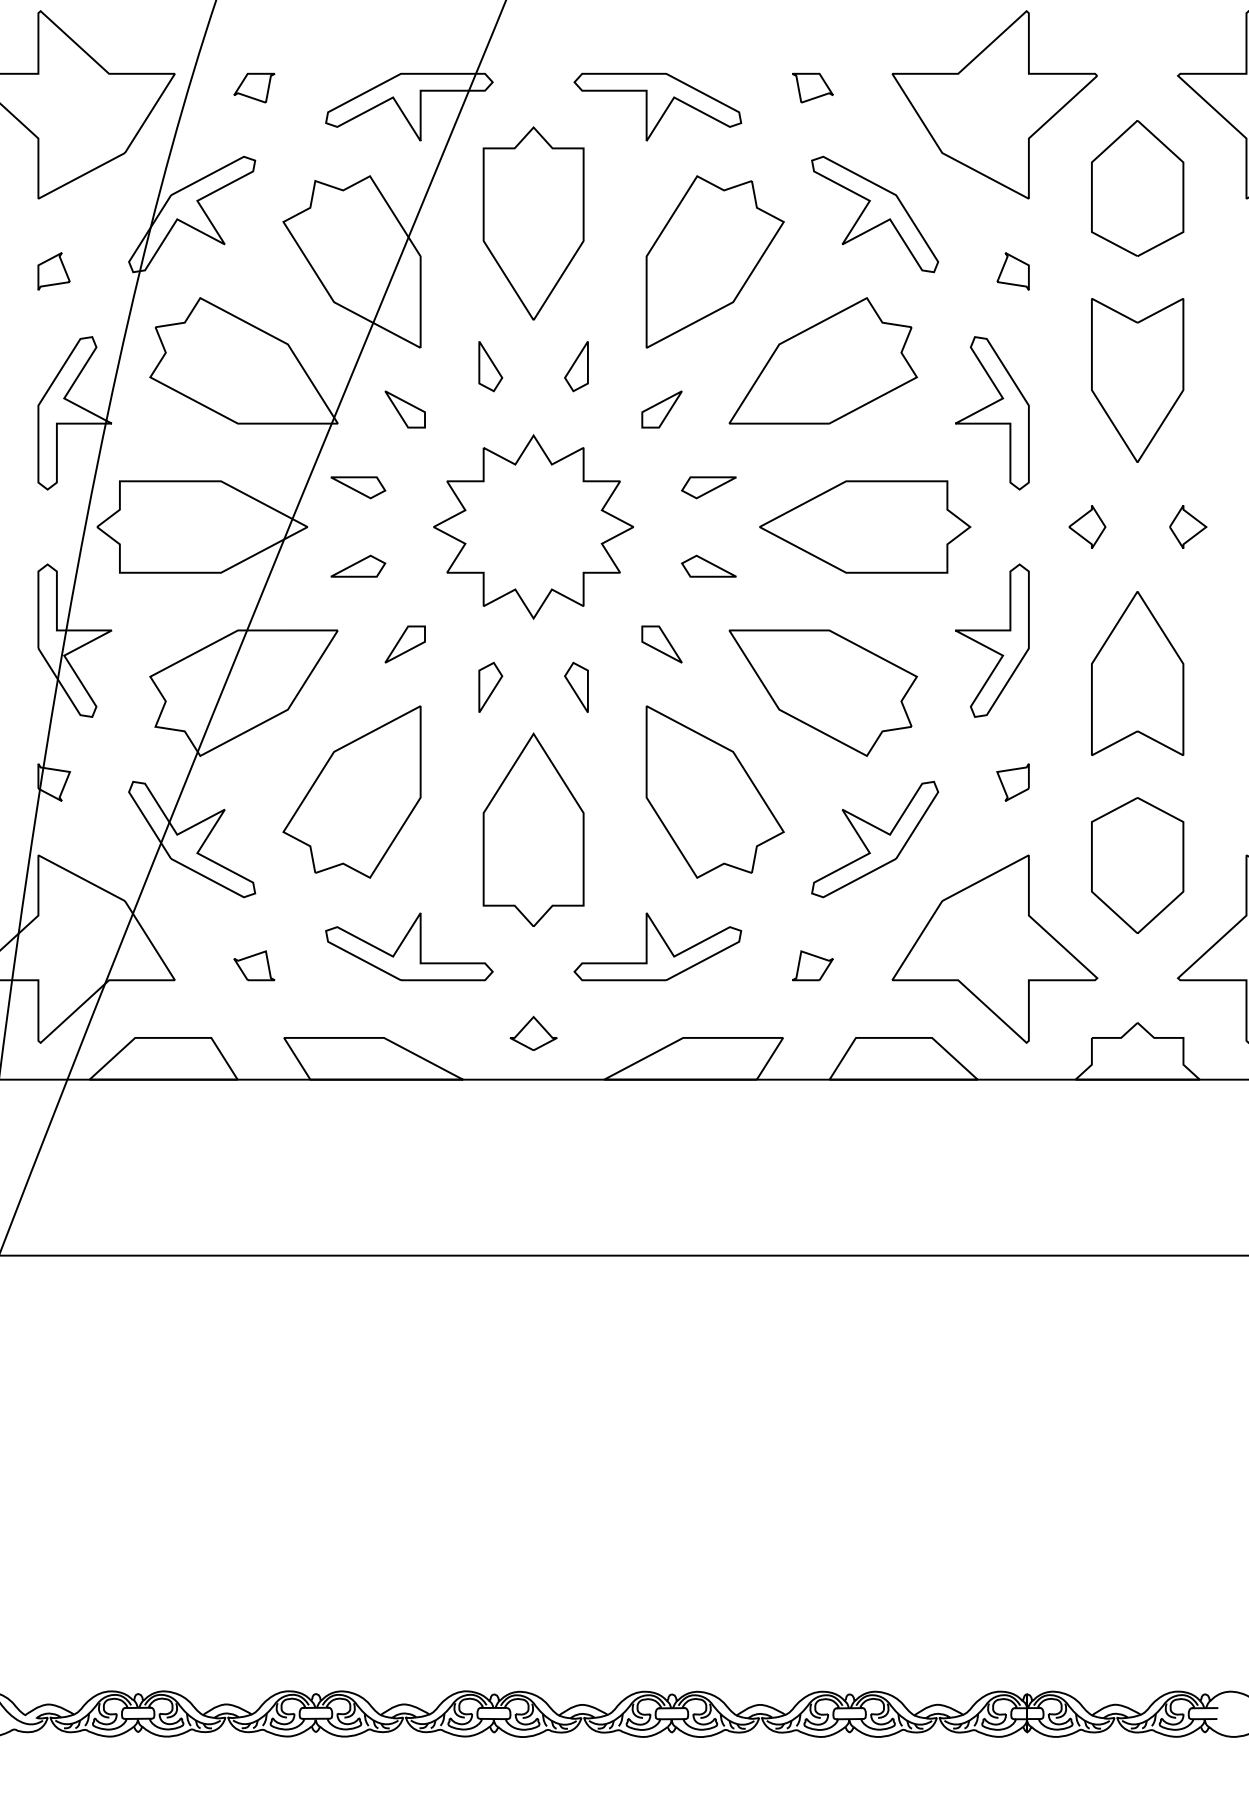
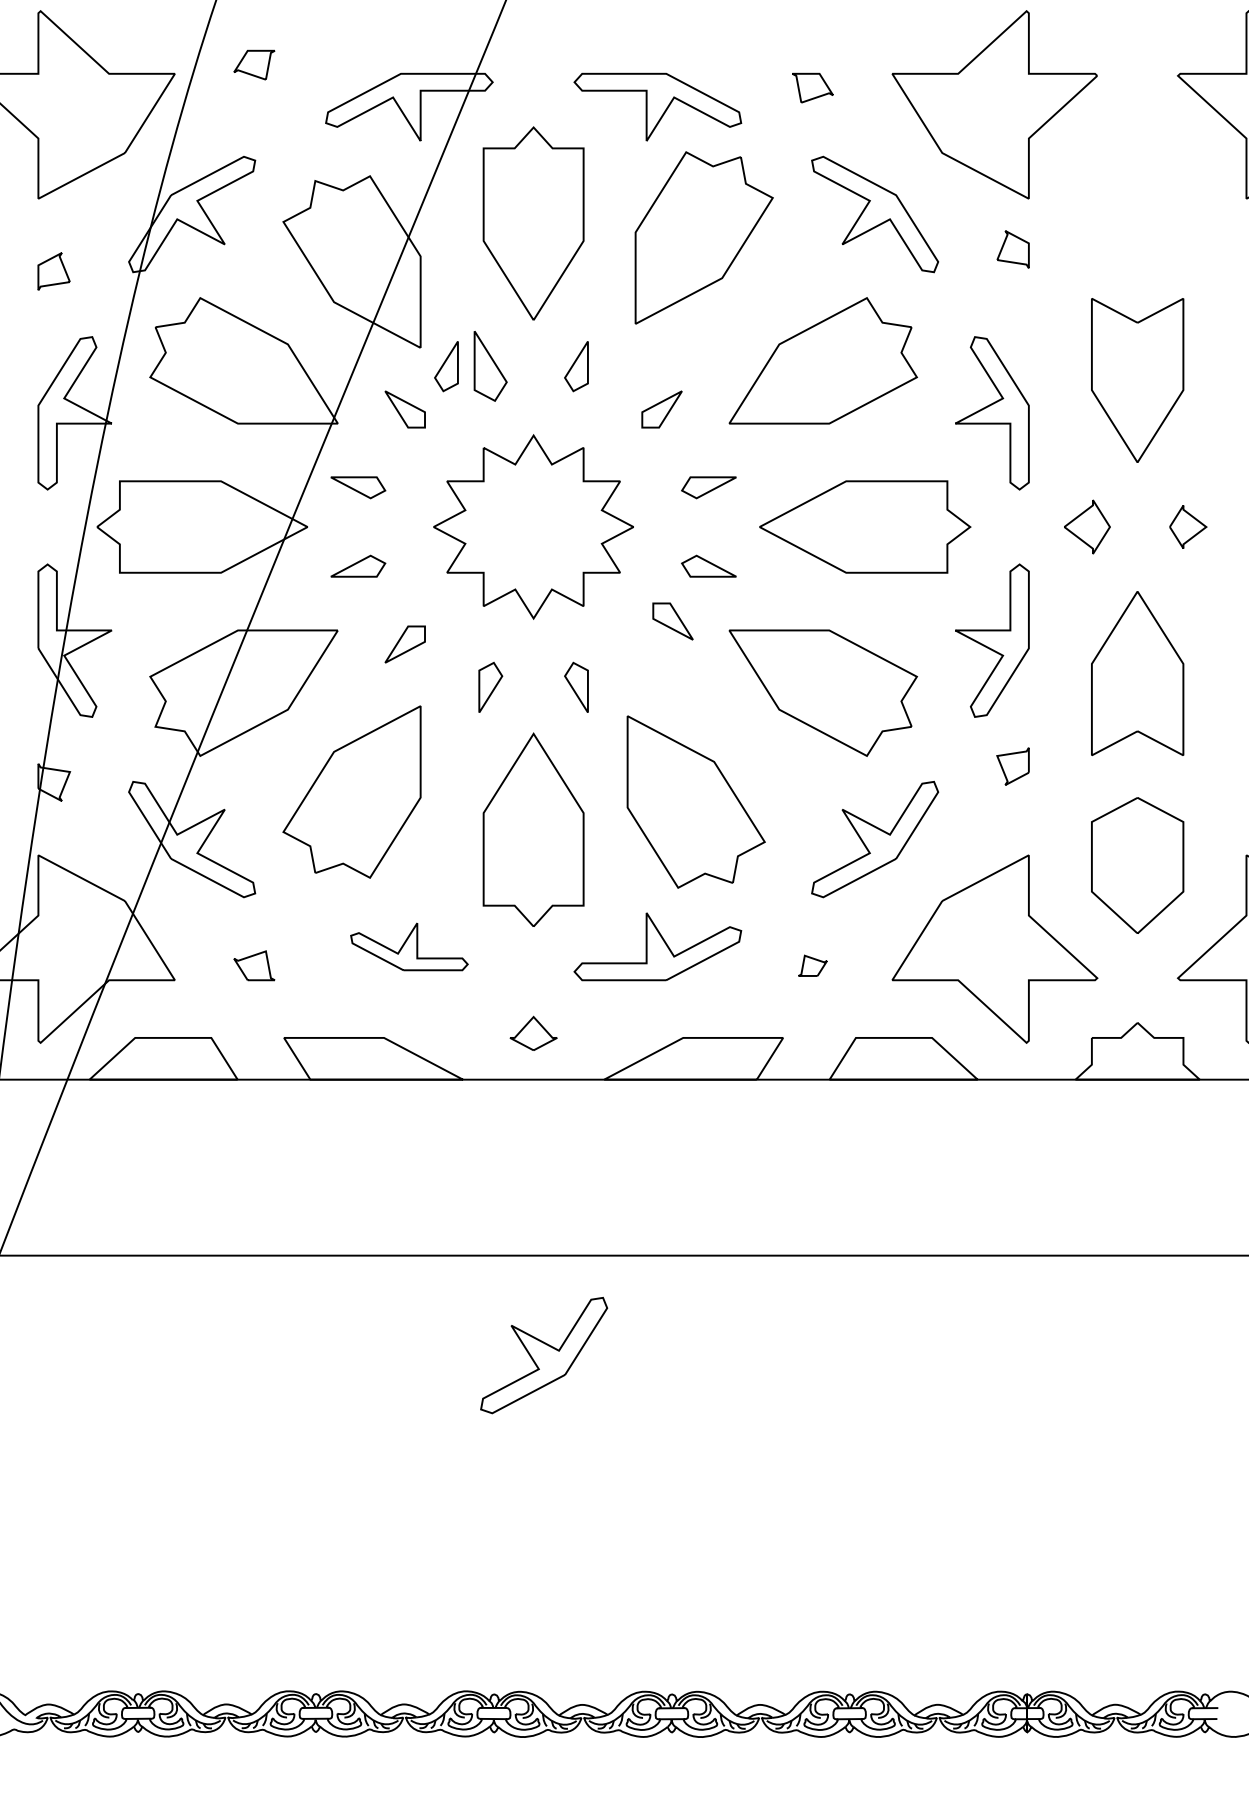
part position: (254, 87) -> (254, 64) (254, 64)
part: present -> none (1137, 188)
part position: (714, 261) -> (703, 237) (703, 237)
part position: (1012, 271) -> (1012, 249) (1012, 249)
part: none -> present (446, 366)
part size: 26x52 px -> 35x71 px (490, 366)
part size: 39x44 px -> 47x56 px (1087, 526)
part position: (661, 644) -> (672, 621) (672, 621)
part position: (1012, 782) -> (1012, 766) (1012, 766)
part position: (714, 791) -> (695, 801) (695, 801)
part size: 169x70 px -> 119x50 px (409, 946)
part size: 42x32 px -> 30x23 px (812, 965)
part: none -> present (544, 1355)
